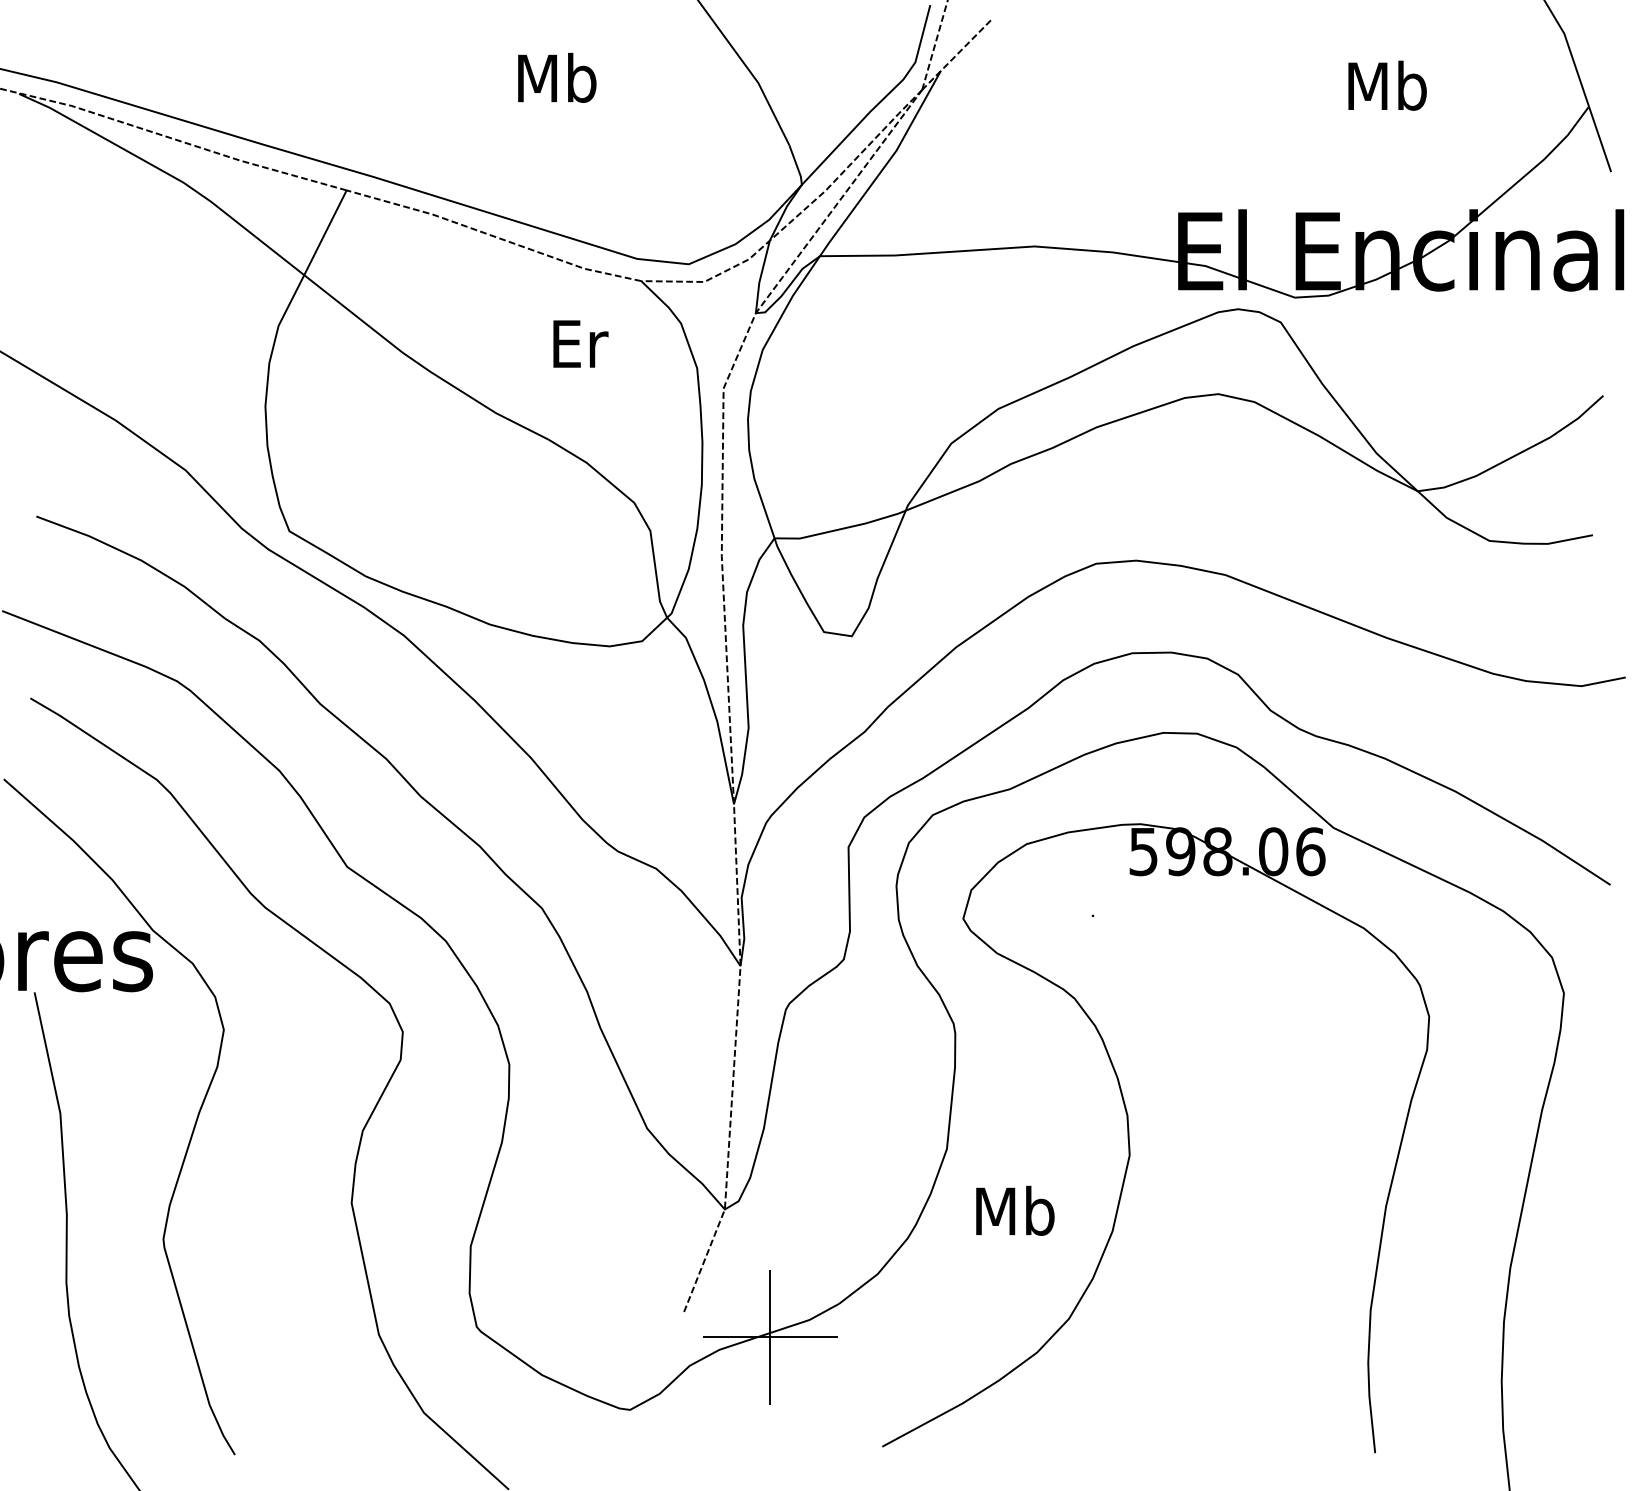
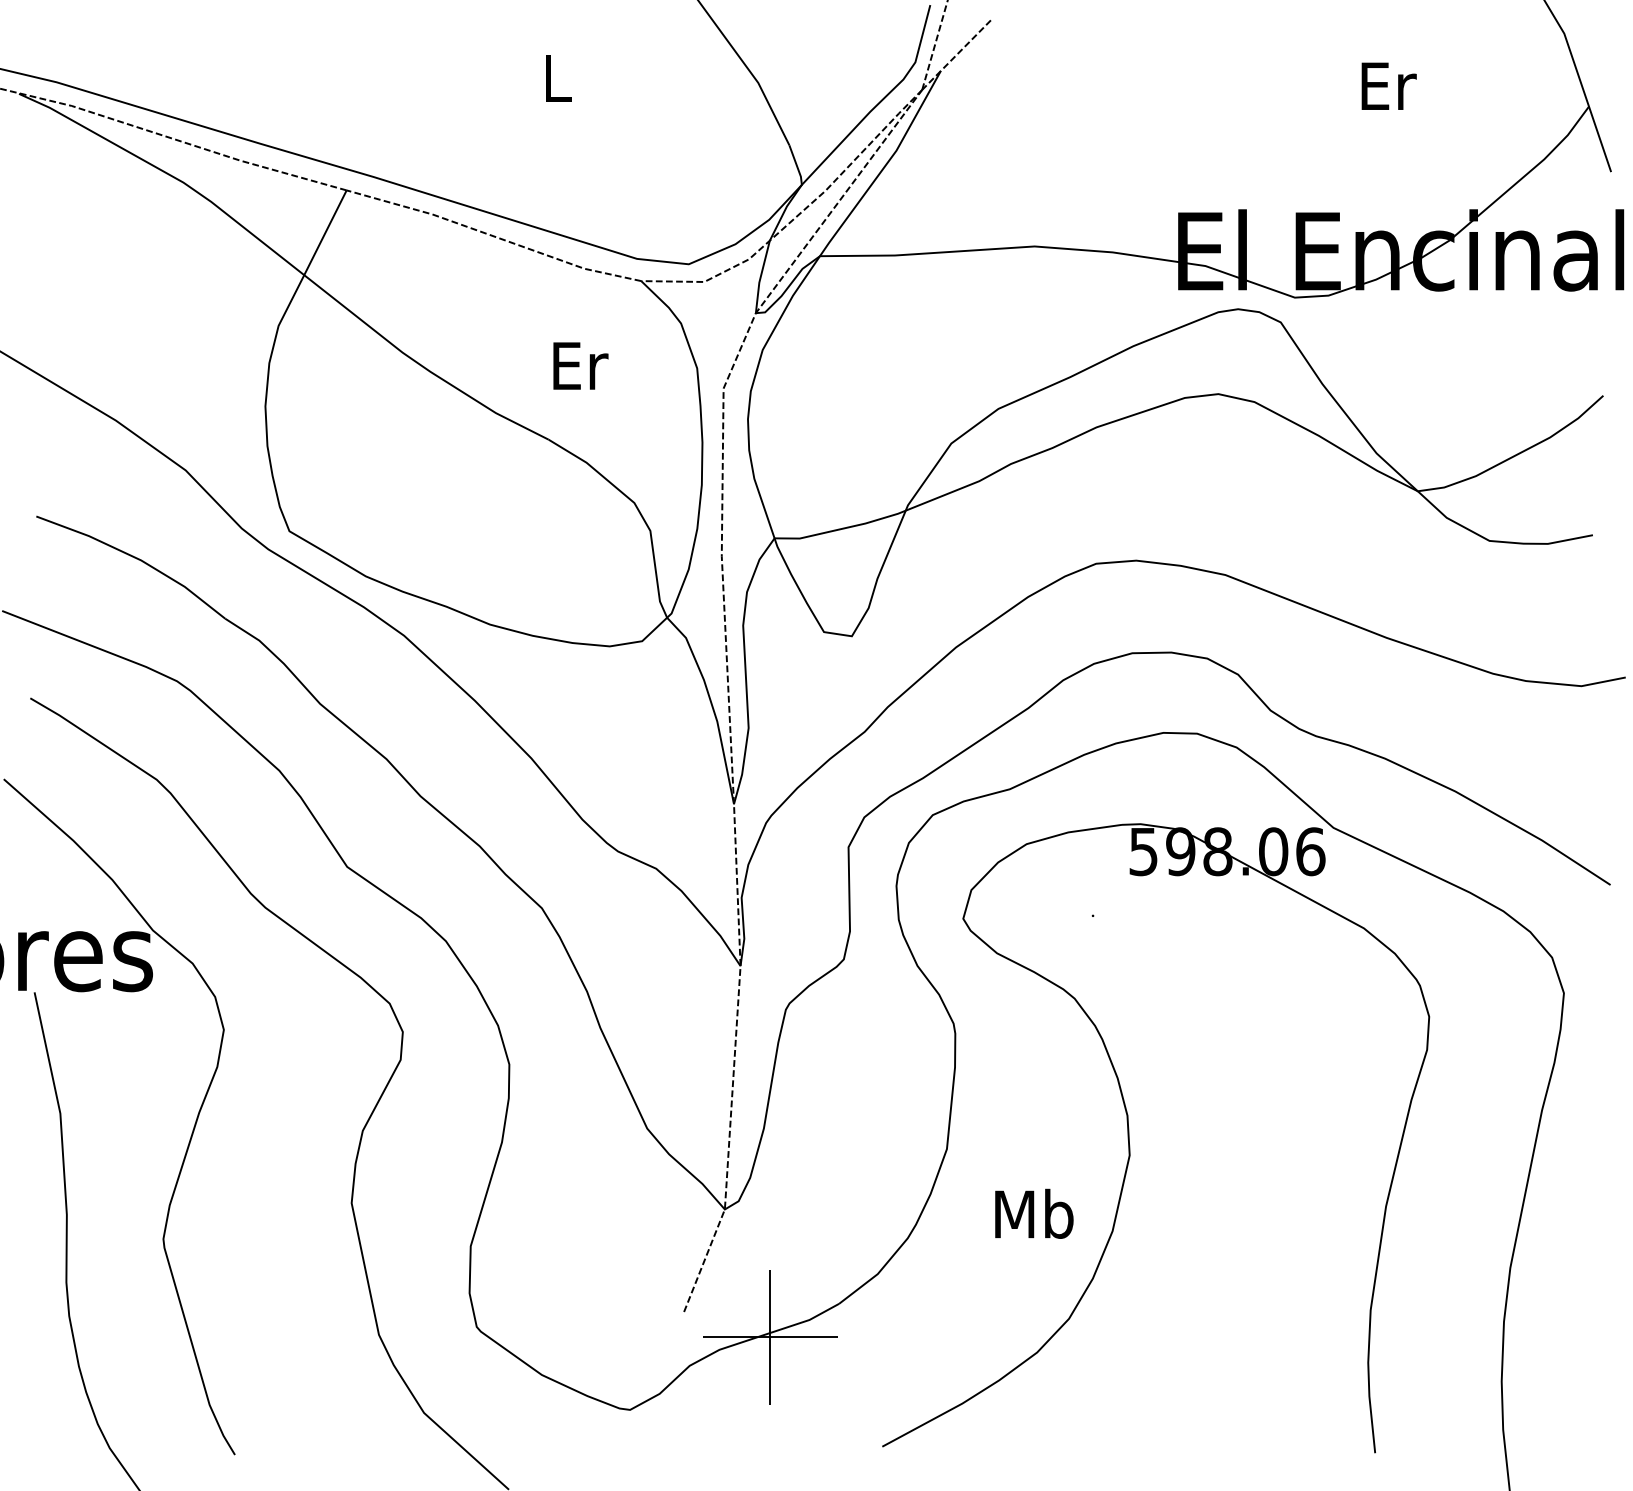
text: Mb -> L (557, 77)
text: Mb -> Er (1387, 85)
text position: (580, 343) -> (580, 365) (580, 365)
text position: (1015, 1210) -> (1034, 1213) (1034, 1213)
